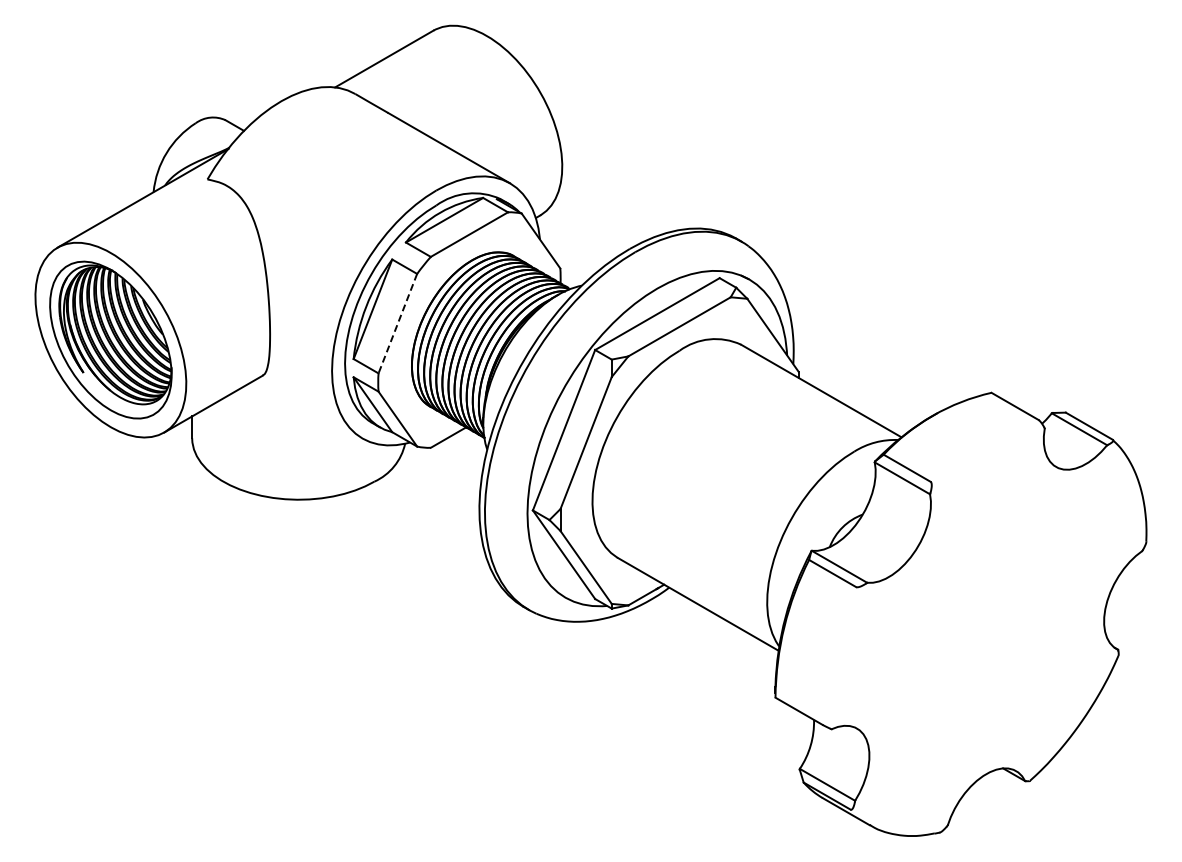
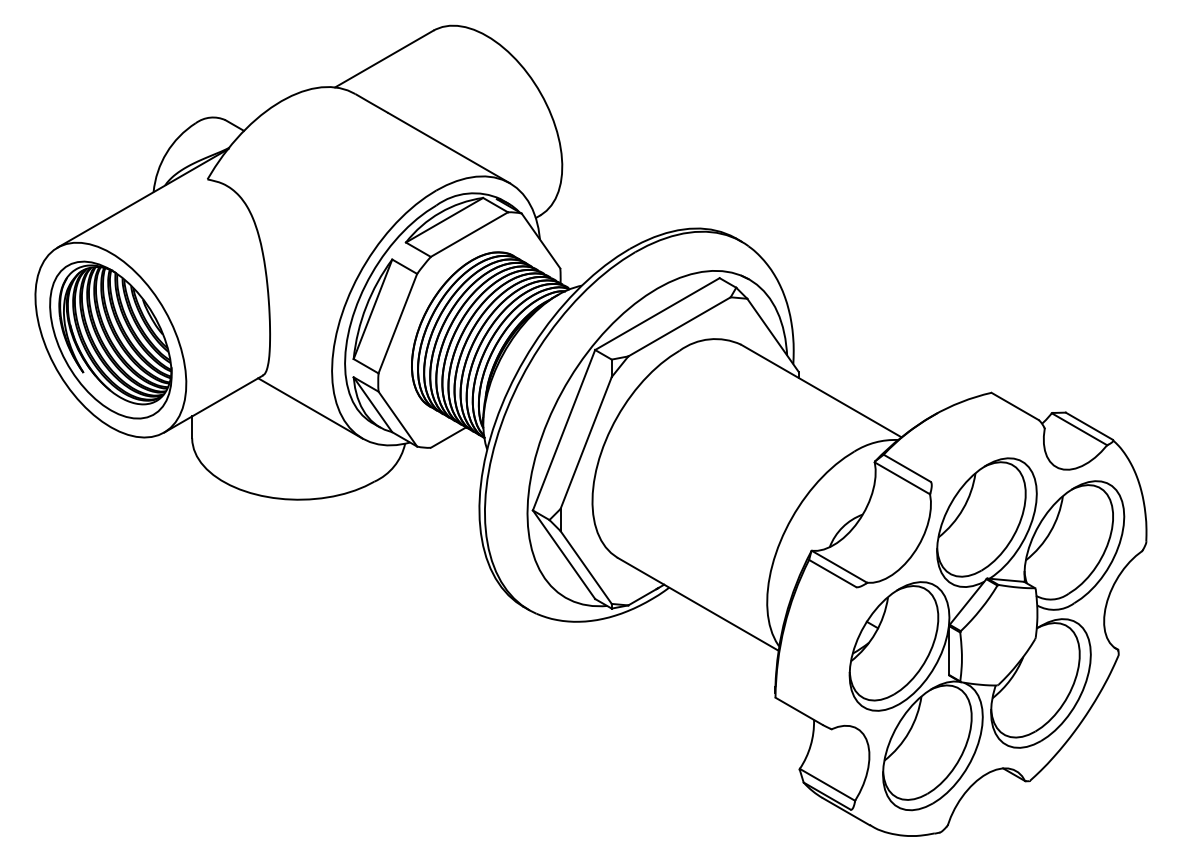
line: dashed -> solid (397, 324)
line: none -> present (310, 408)
part: none -> present (986, 634)
